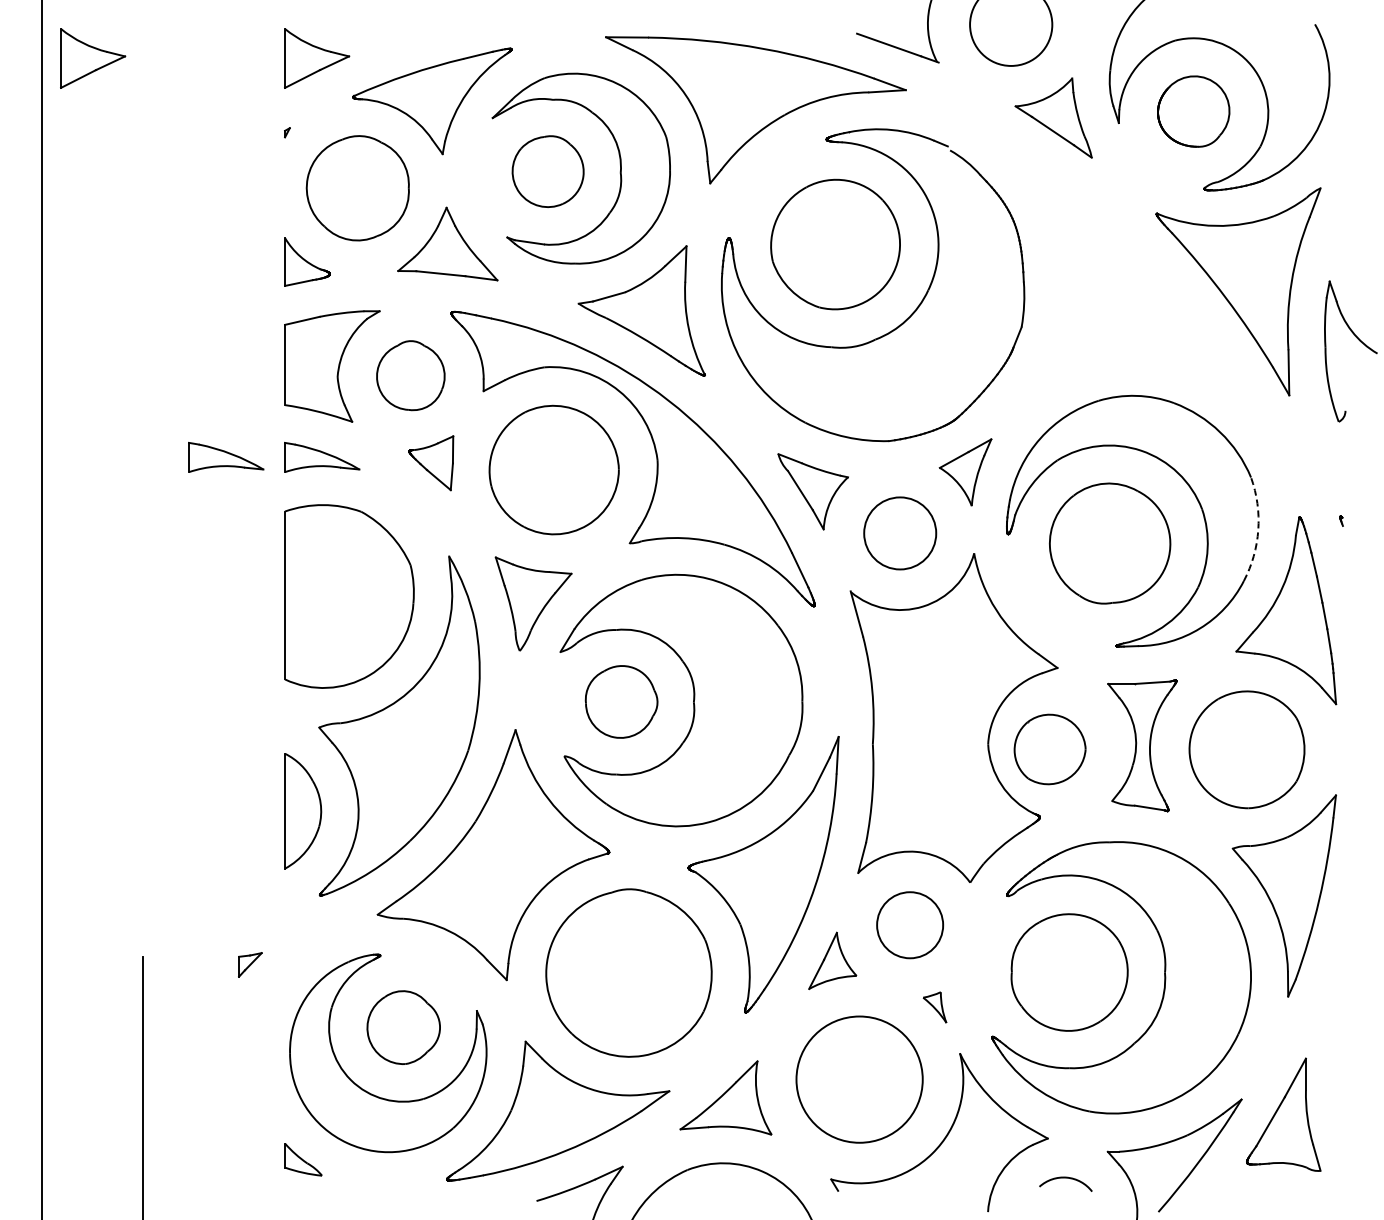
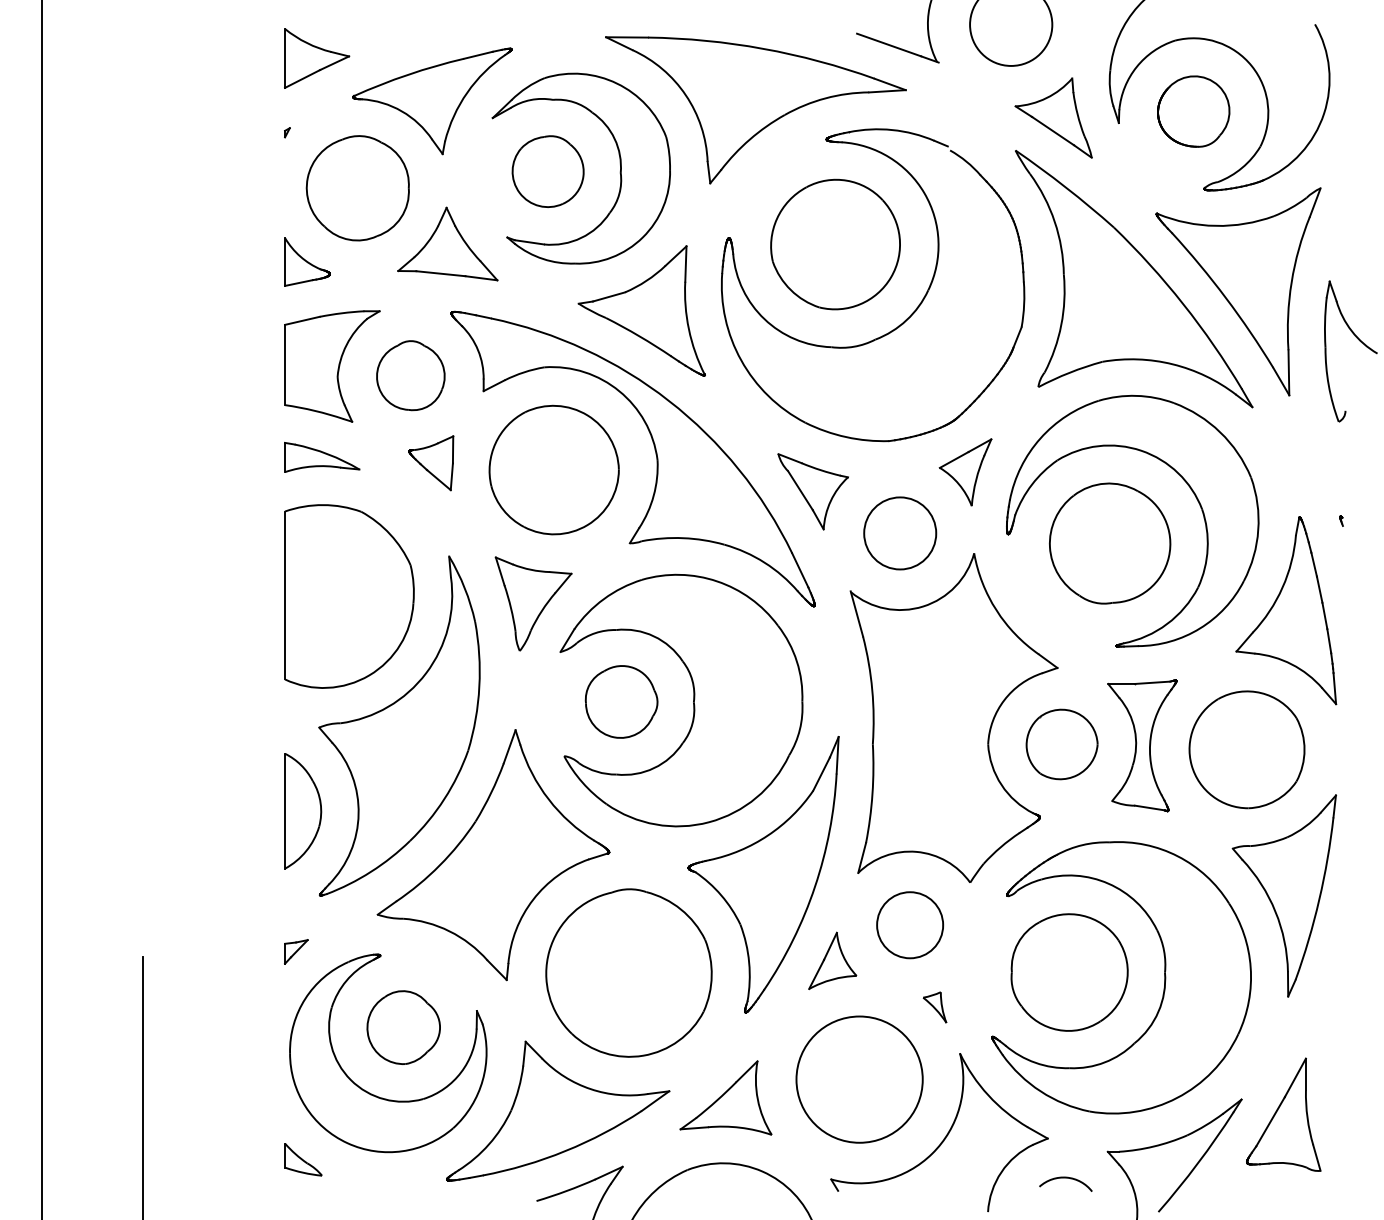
part: present -> none (93, 58)
part: none -> present (1134, 279)
part: present -> none (226, 457)
arc: dashed -> solid (1258, 530)
part position: (1049, 749) -> (1061, 744) (1061, 744)
part position: (250, 964) -> (296, 951) (296, 951)
